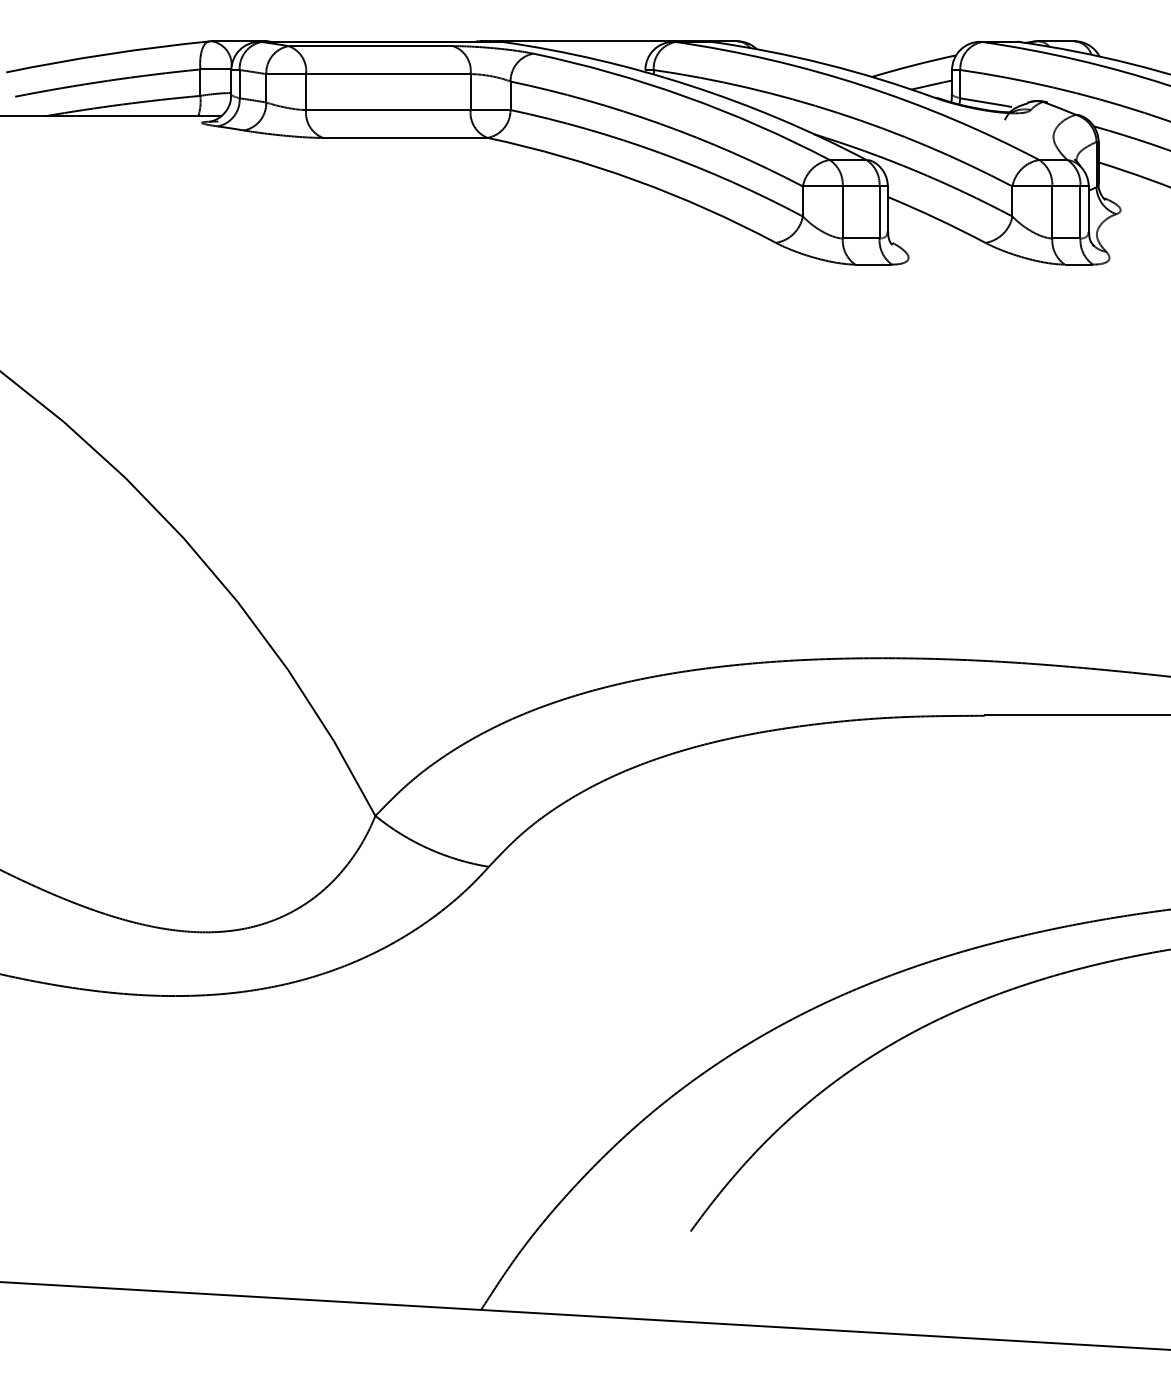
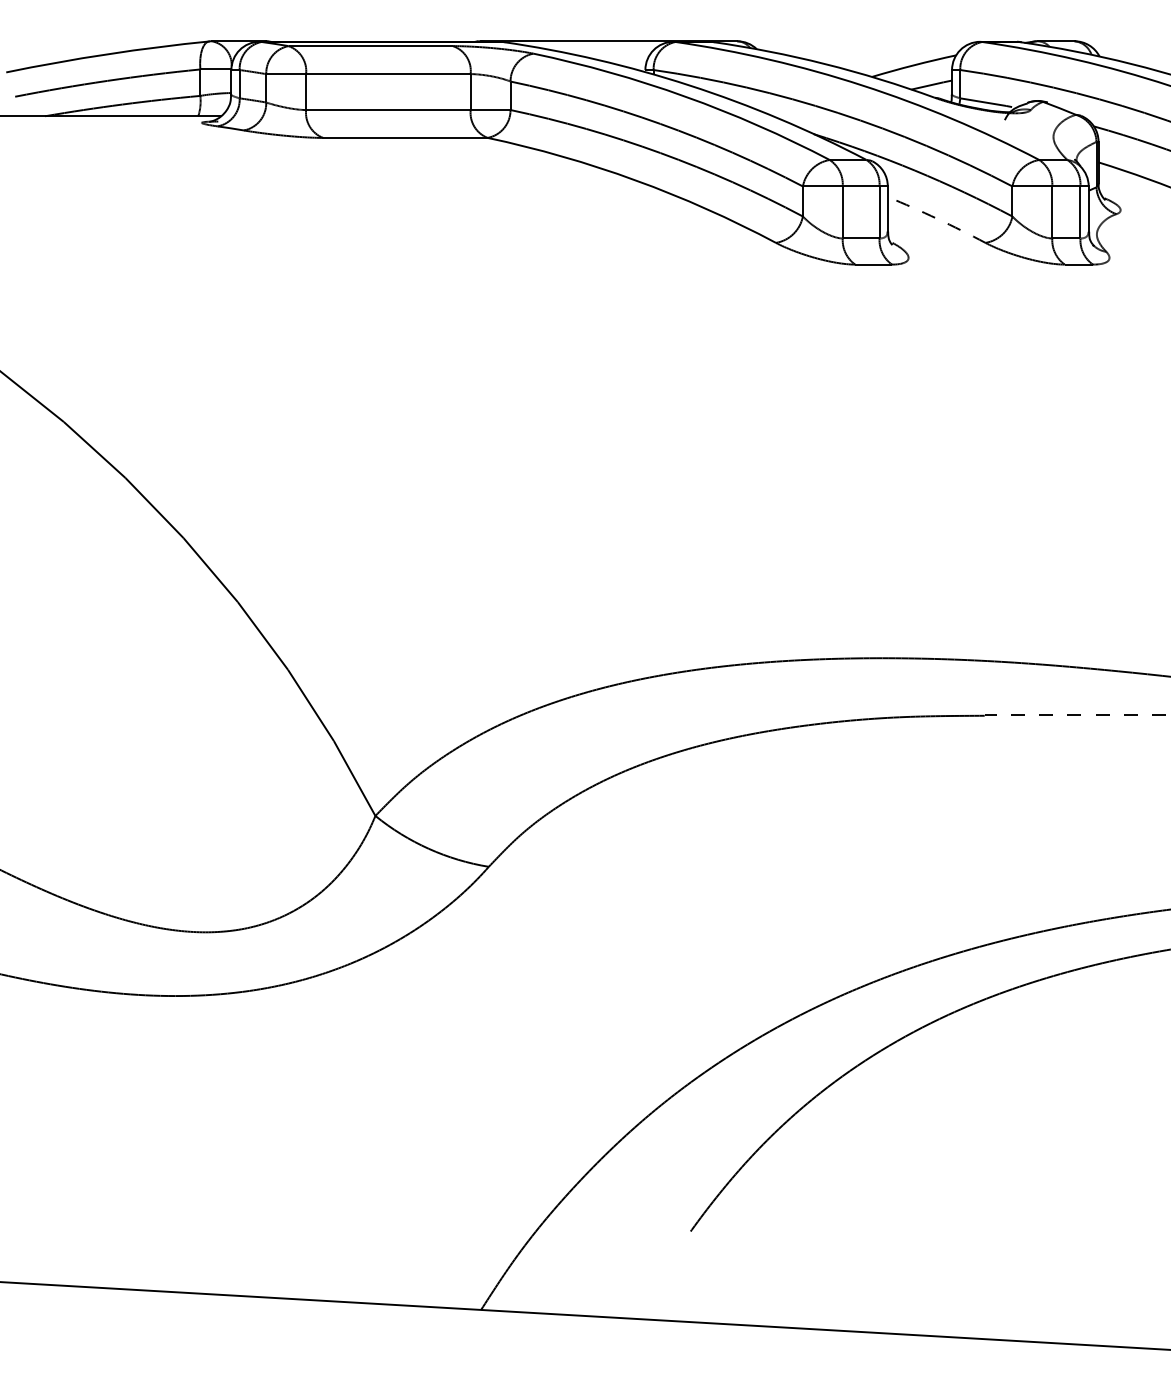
arc: solid -> dashed (937, 218)
line: solid -> dashed (1077, 715)
